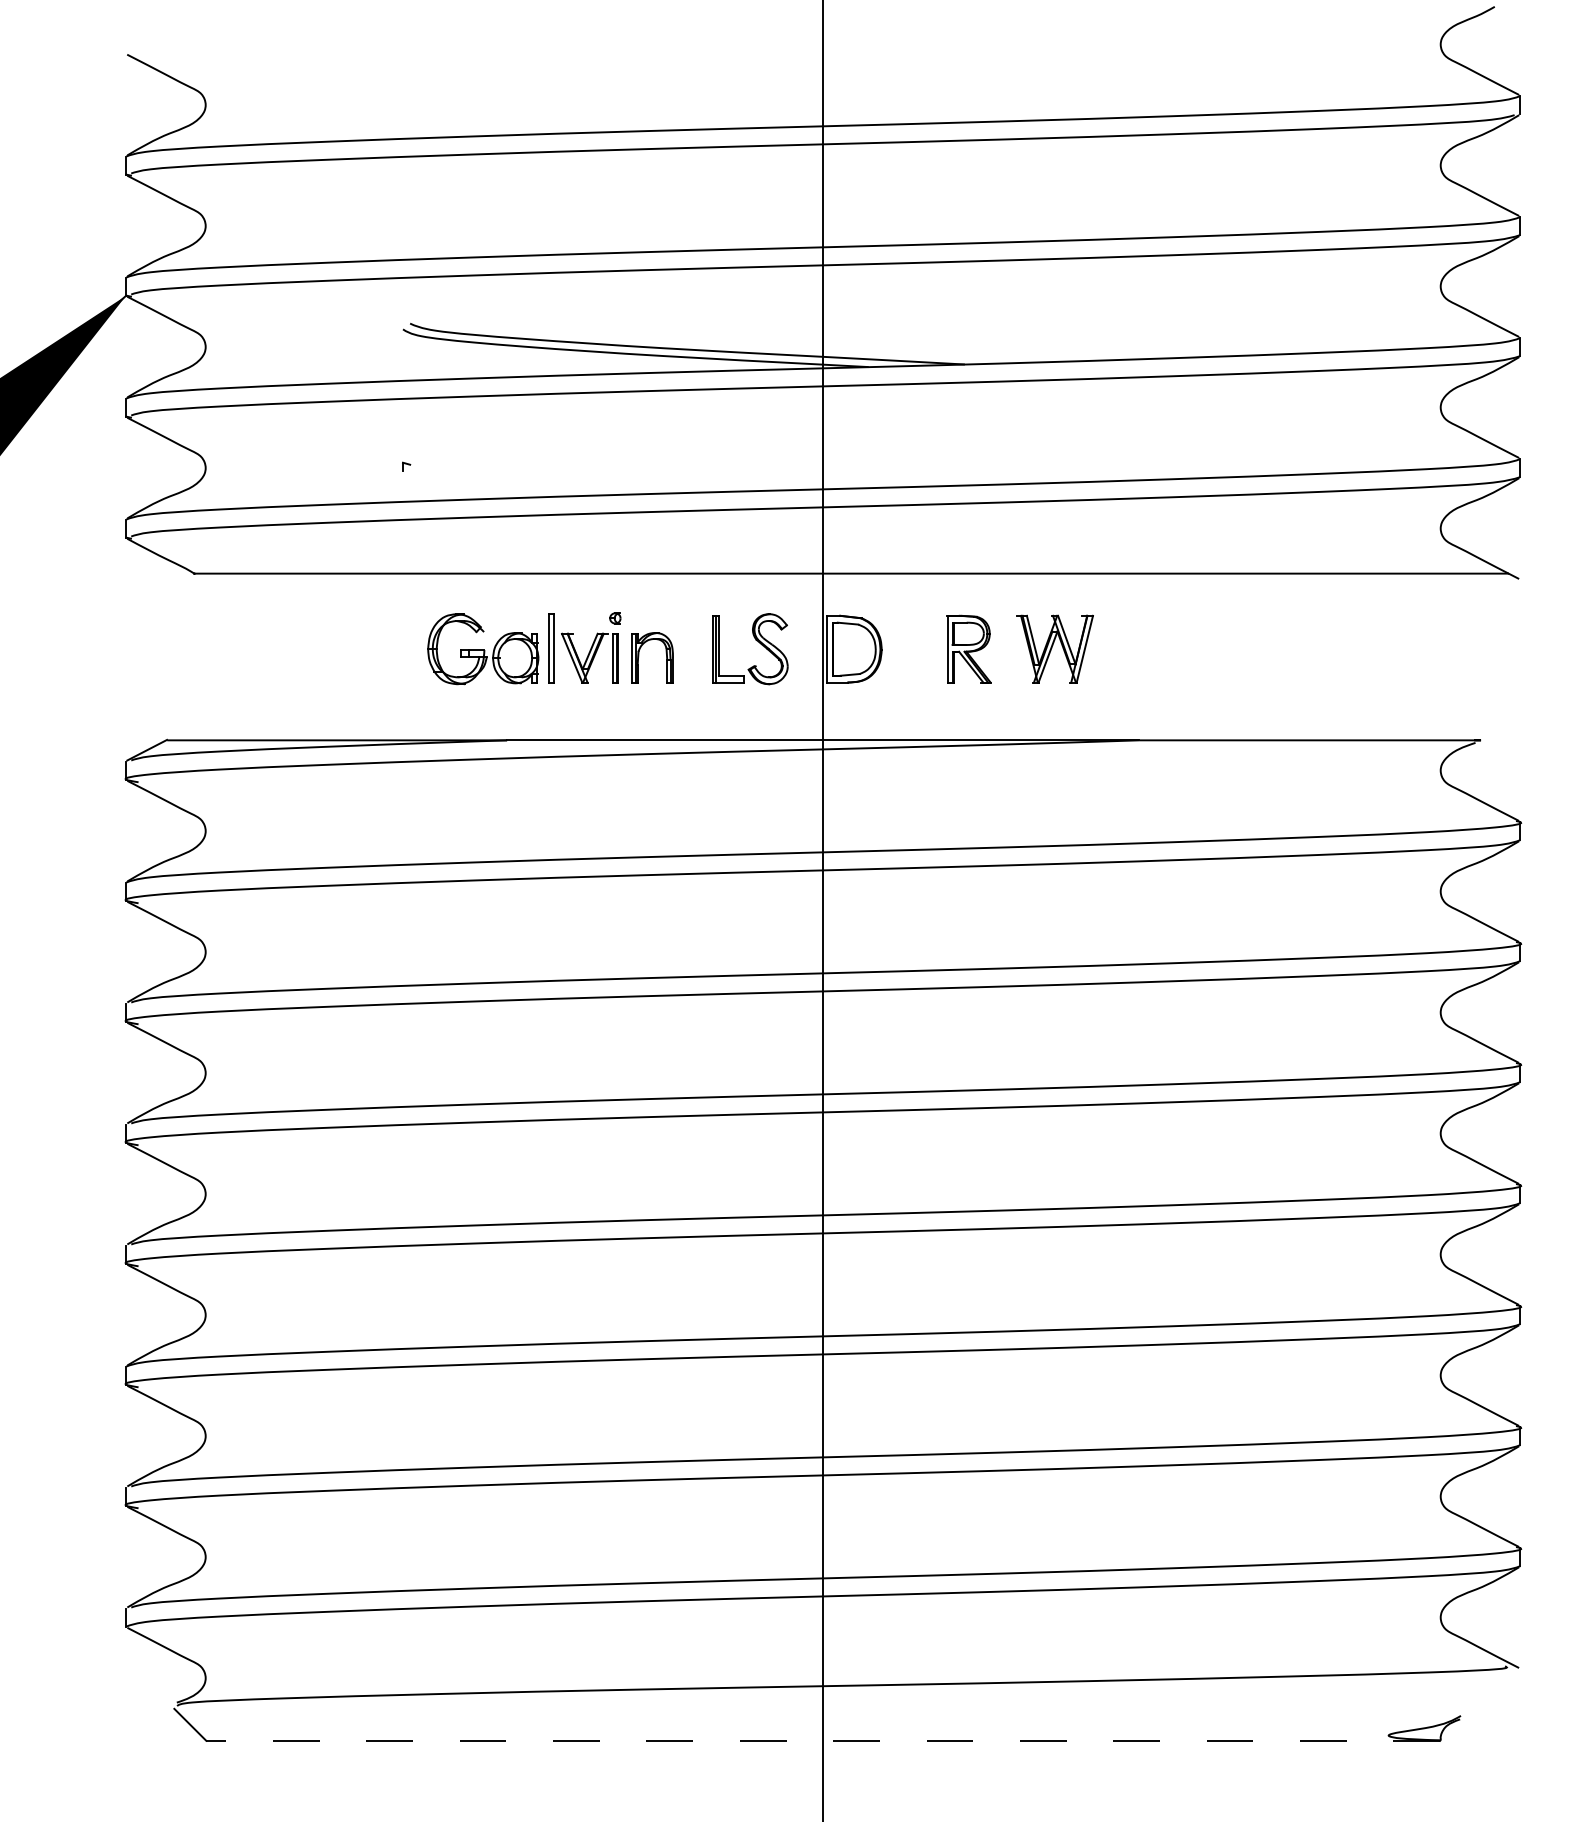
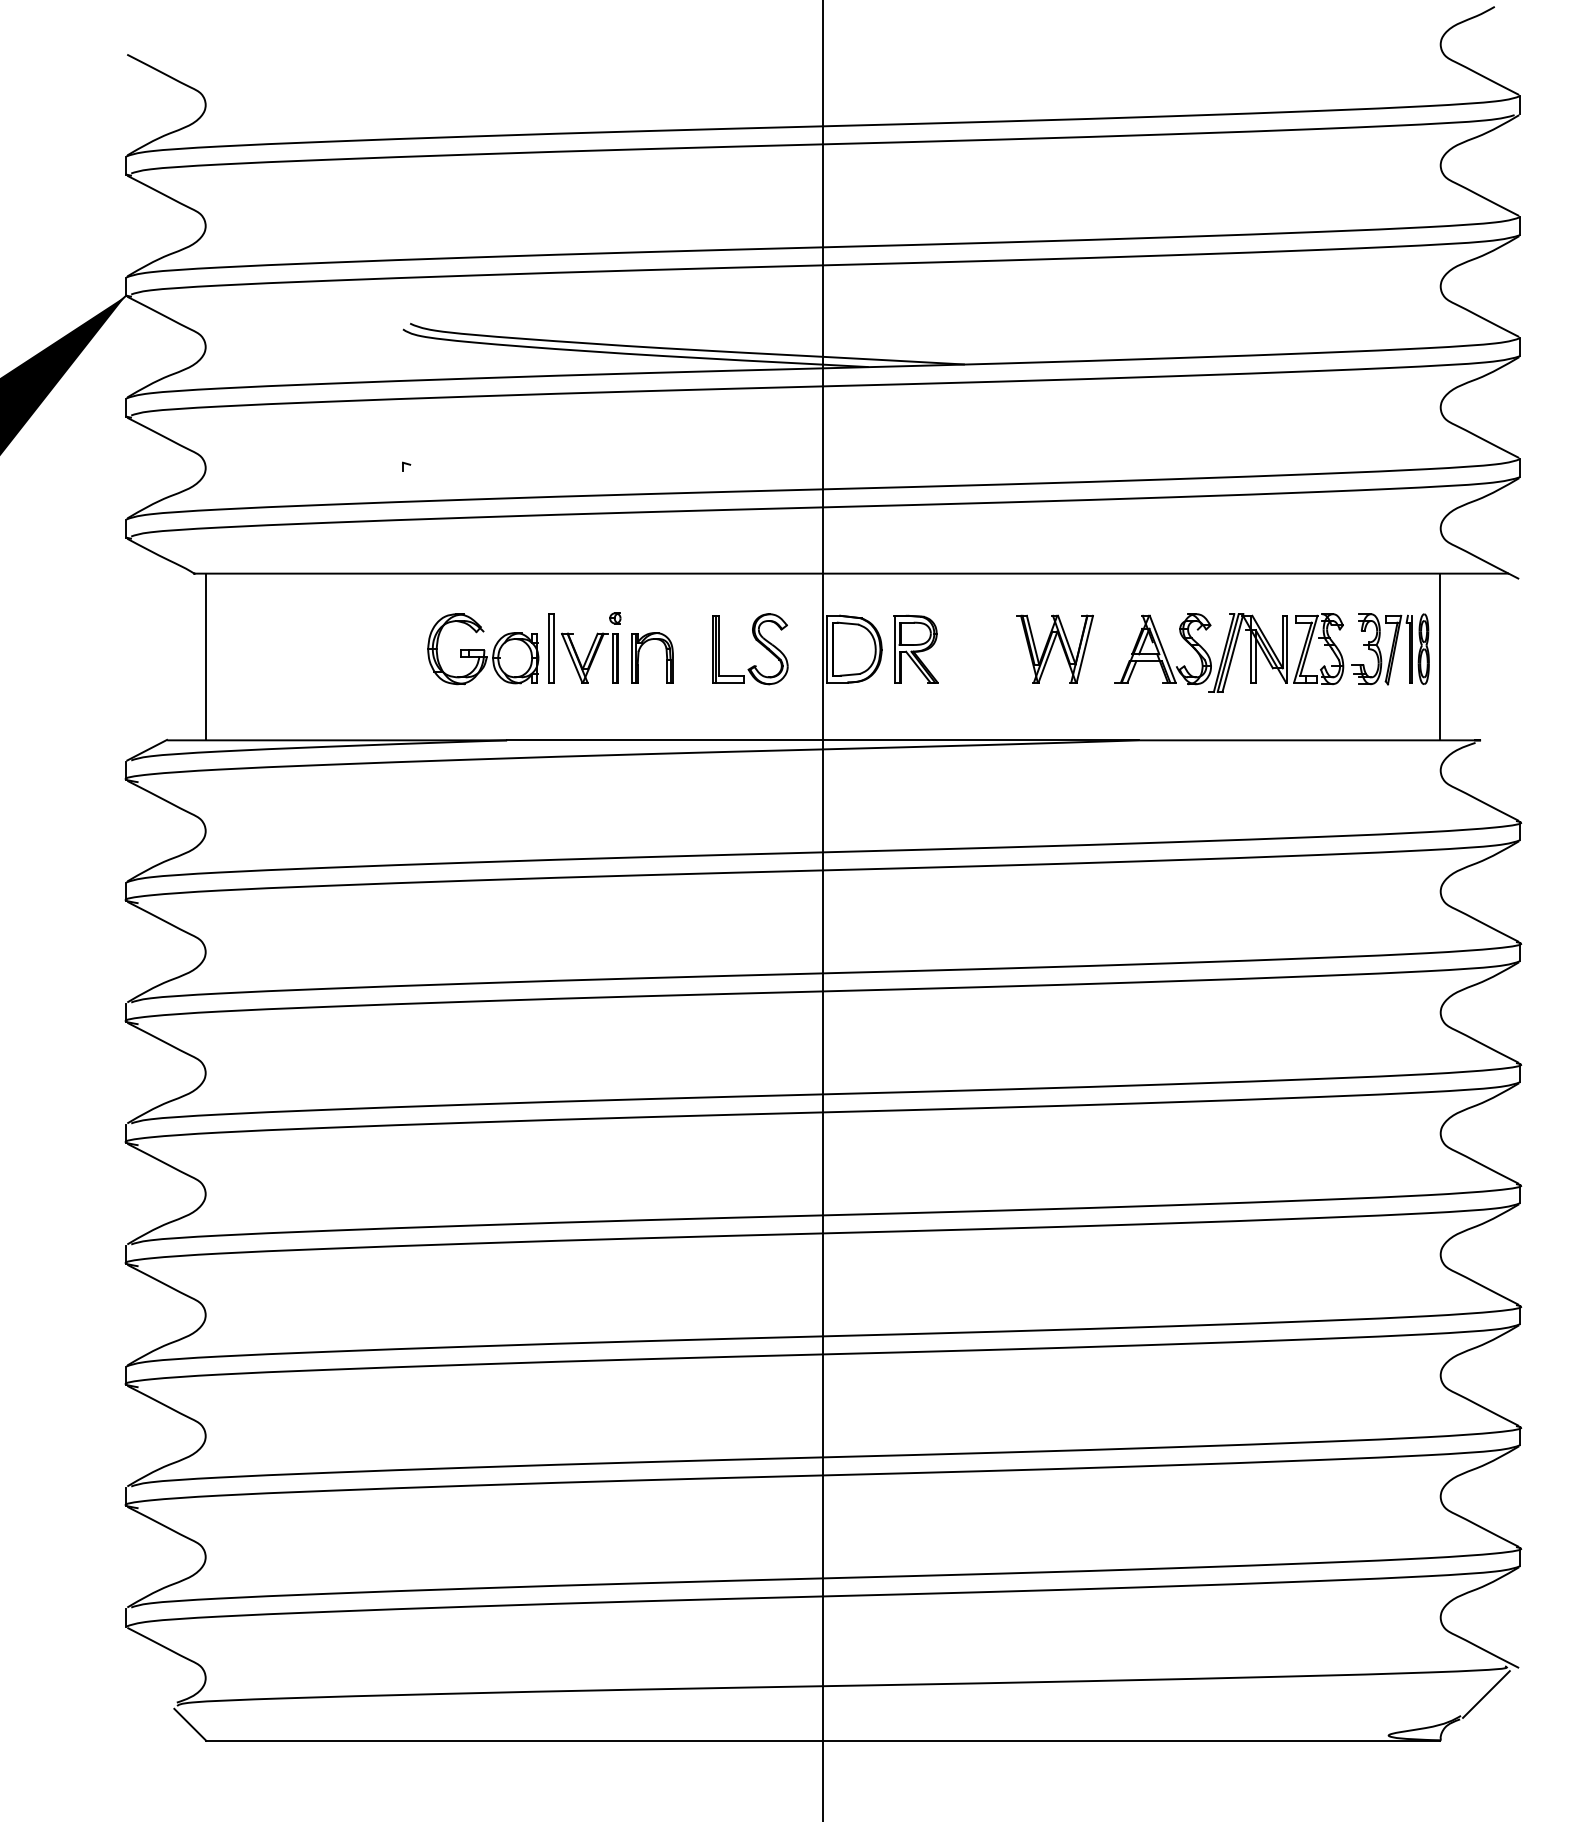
part position: (968, 648) -> (915, 648) (915, 648)
part: none -> present (1271, 652)
line: none -> present (206, 656)
line: none -> present (1440, 656)
line: none -> present (1486, 1694)
line: dashed -> solid (823, 1740)
